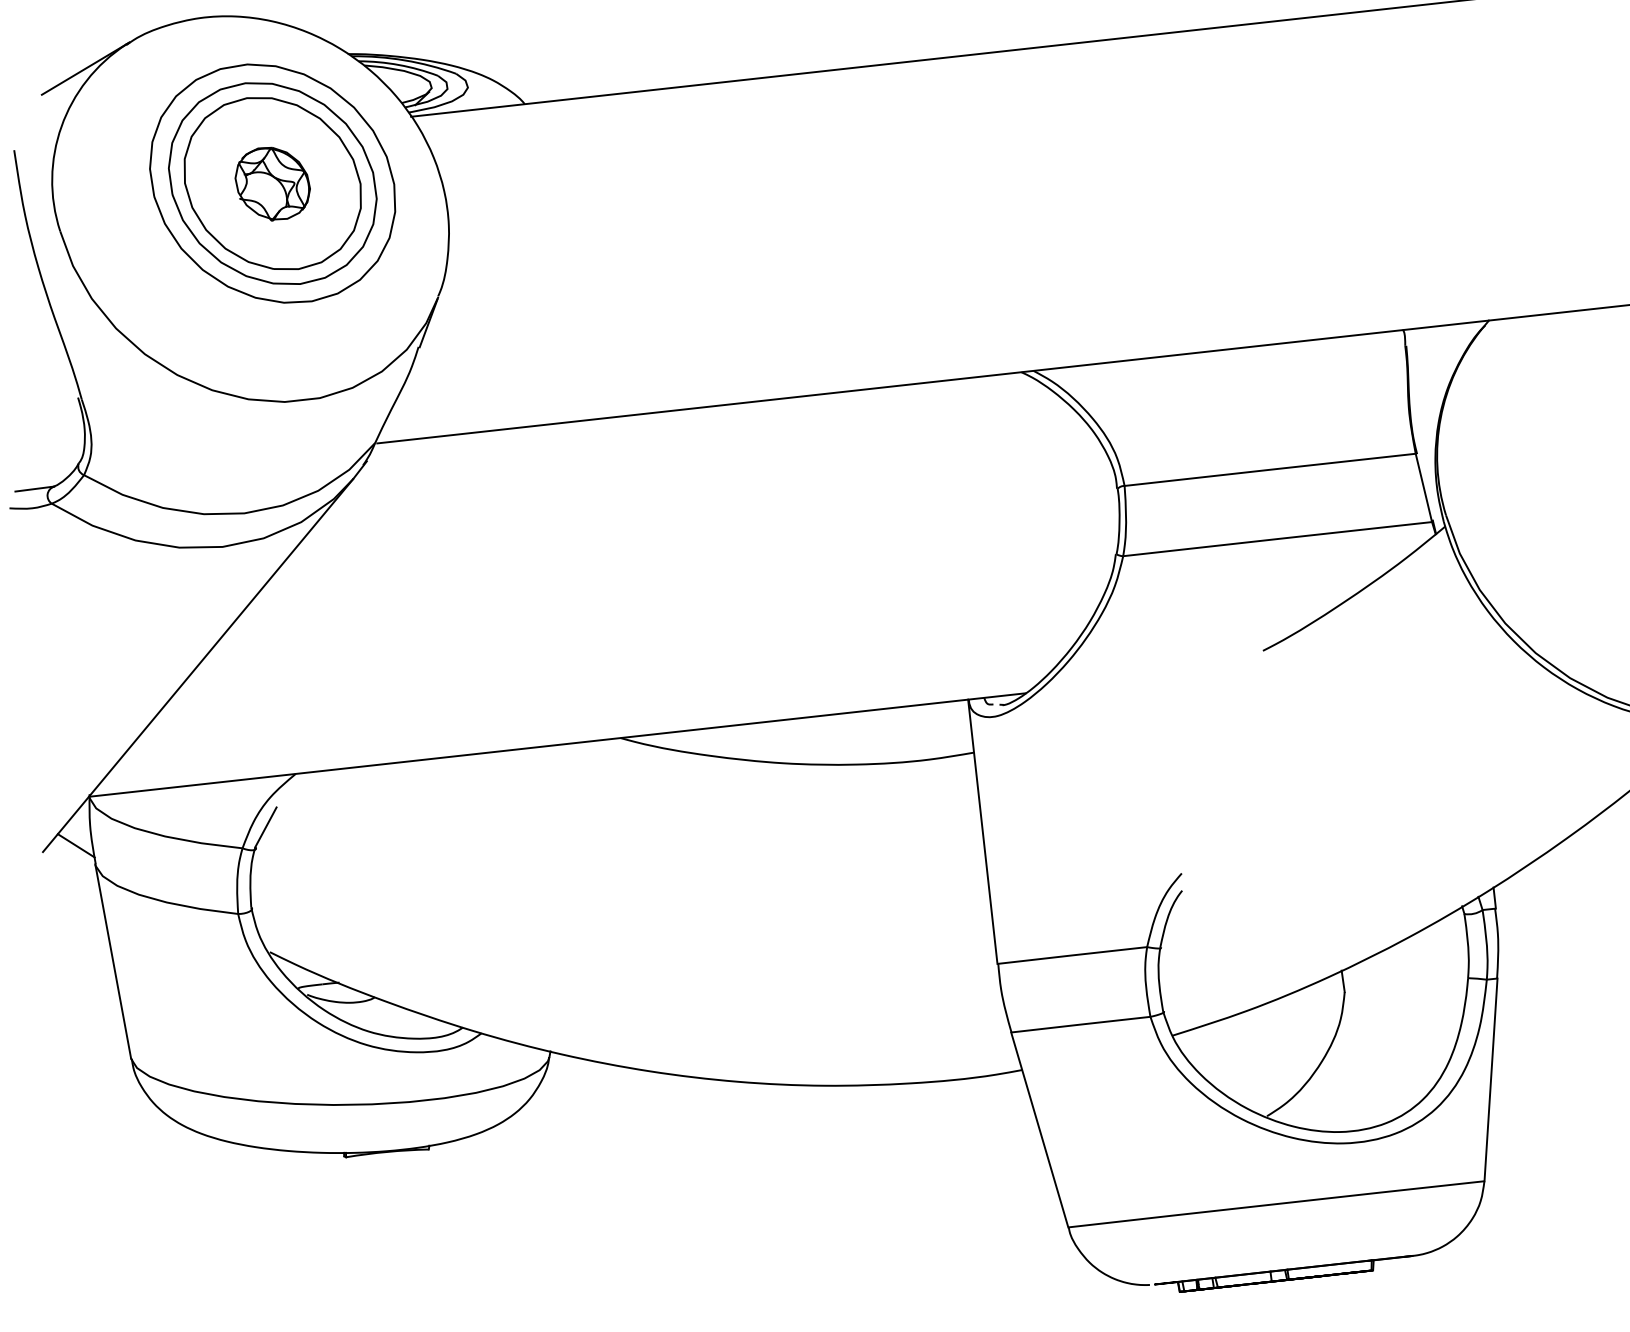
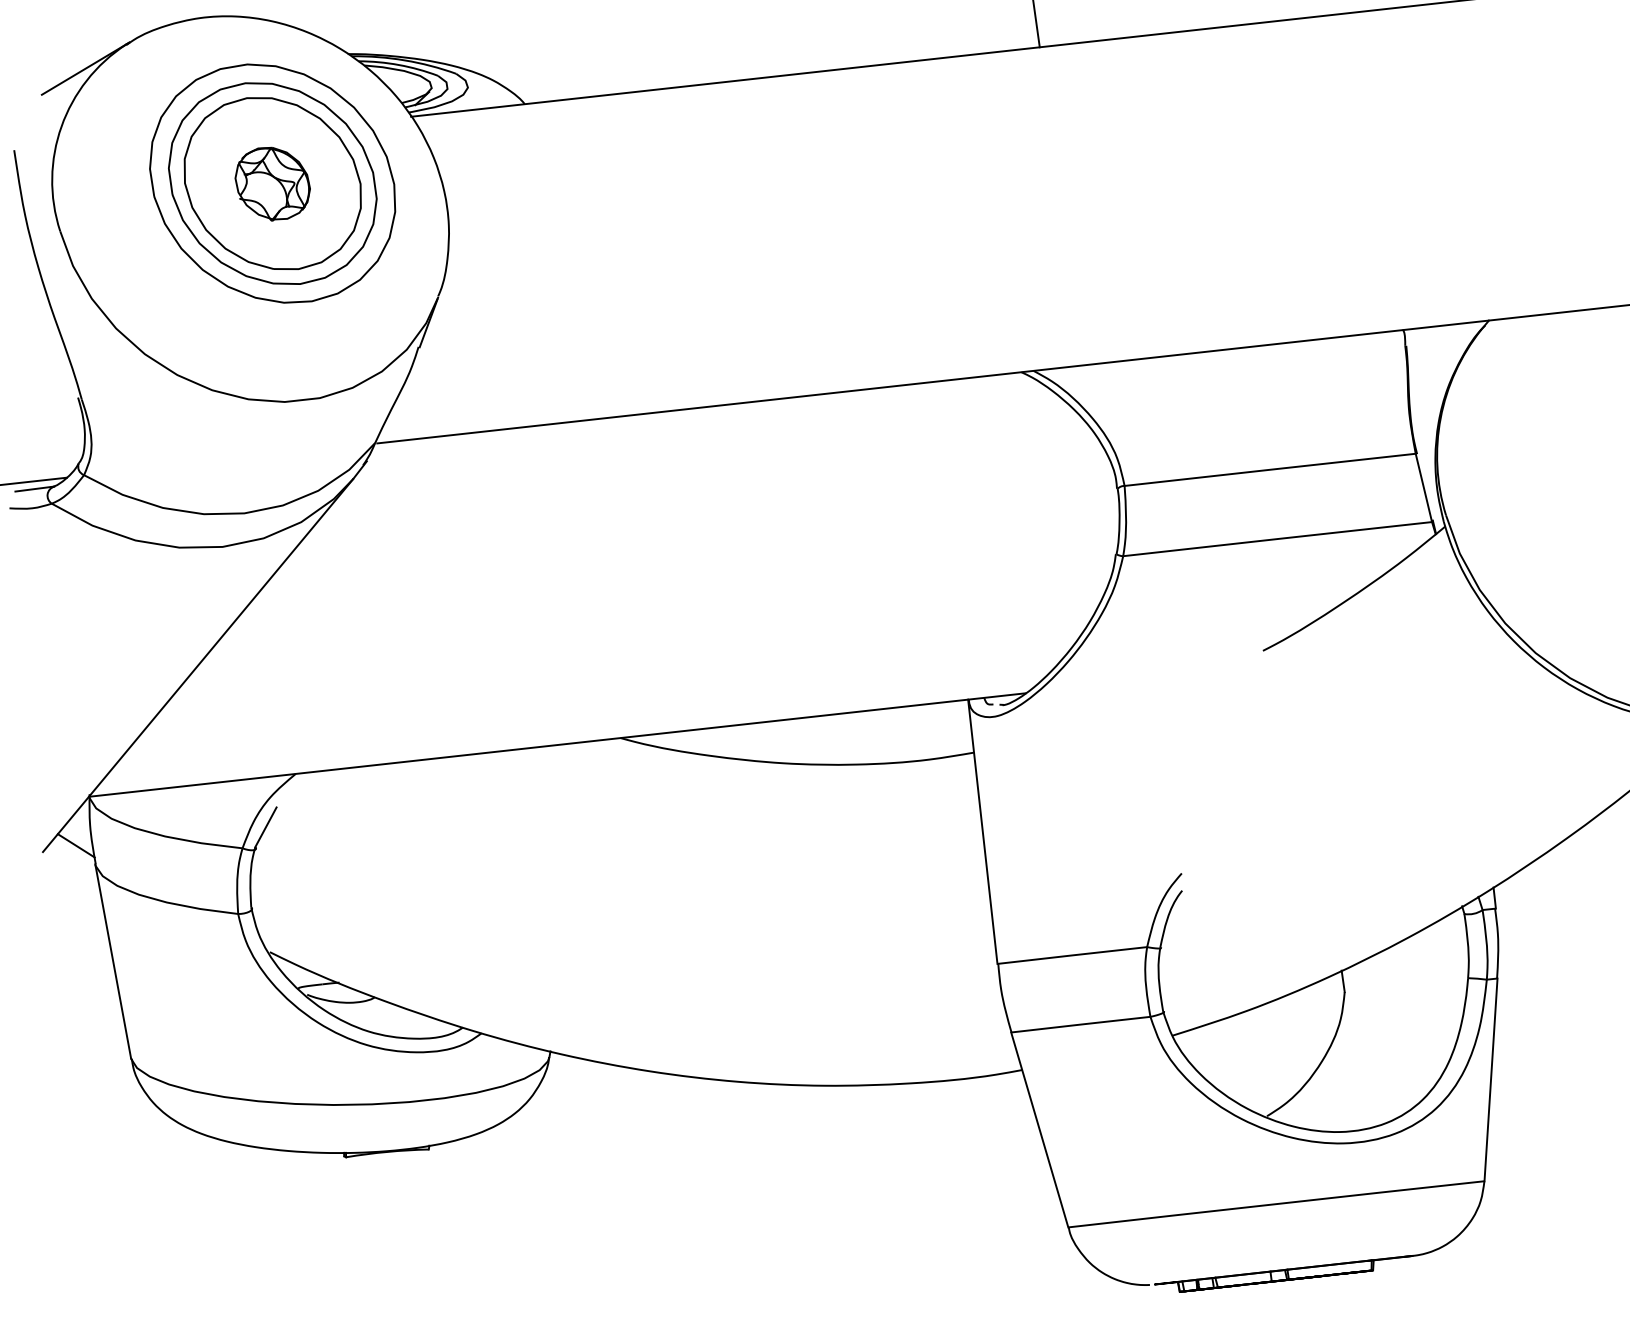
line: none -> present (1036, 24)
line: none -> present (34, 480)
